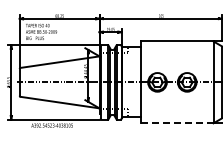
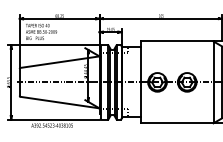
line: dashed -> solid (176, 123)
